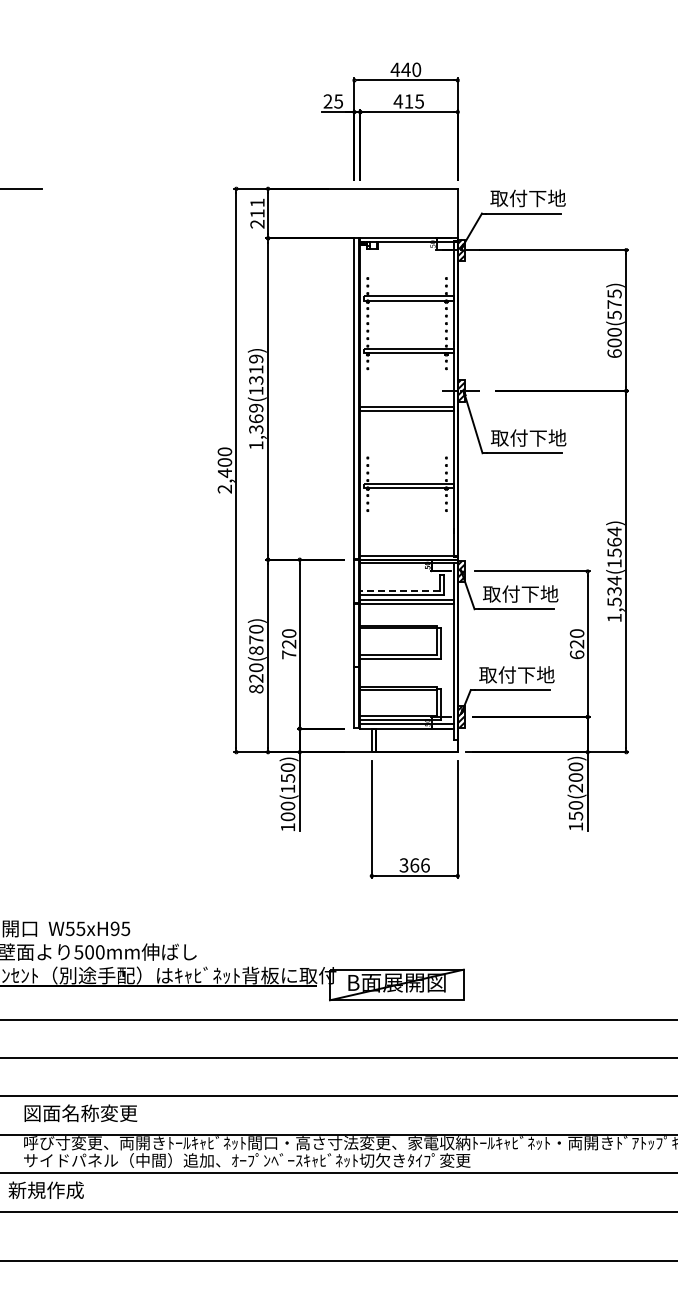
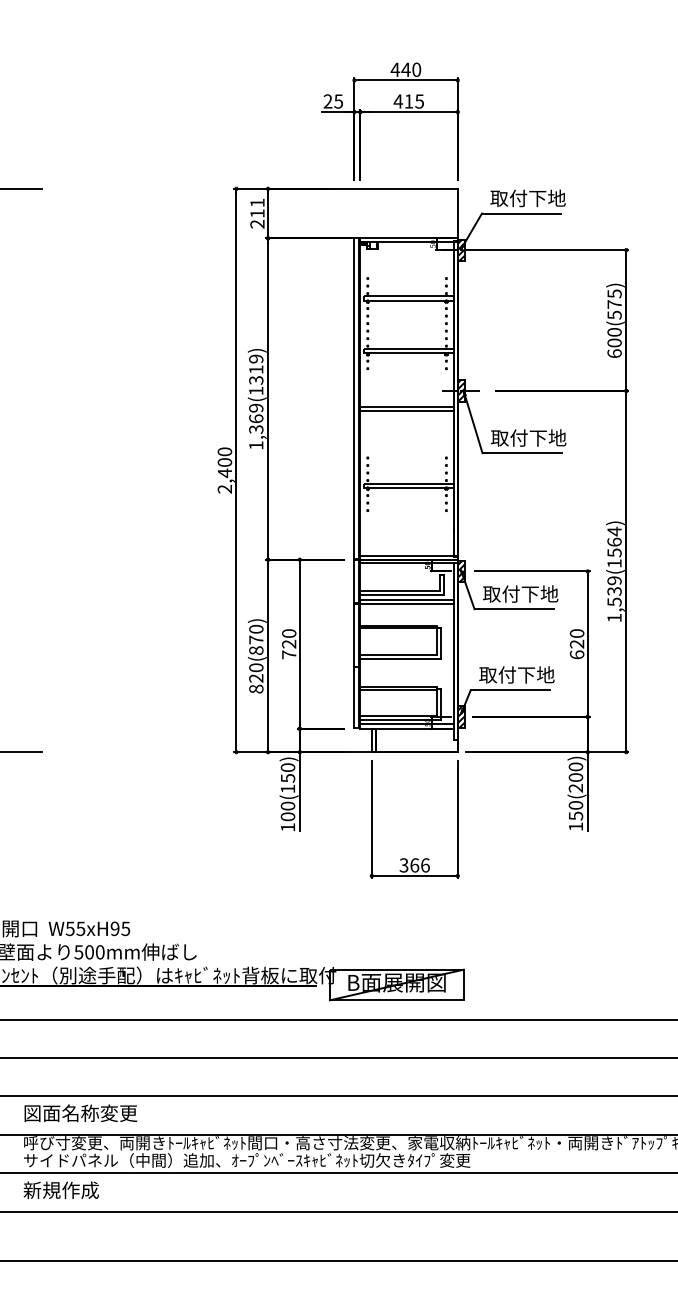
text: 1,534(1564) -> 1,539(1564) (614, 580)
line: dashed -> solid (400, 590)
line: none -> present (21, 752)
text position: (45, 1189) -> (60, 1189) (60, 1189)
